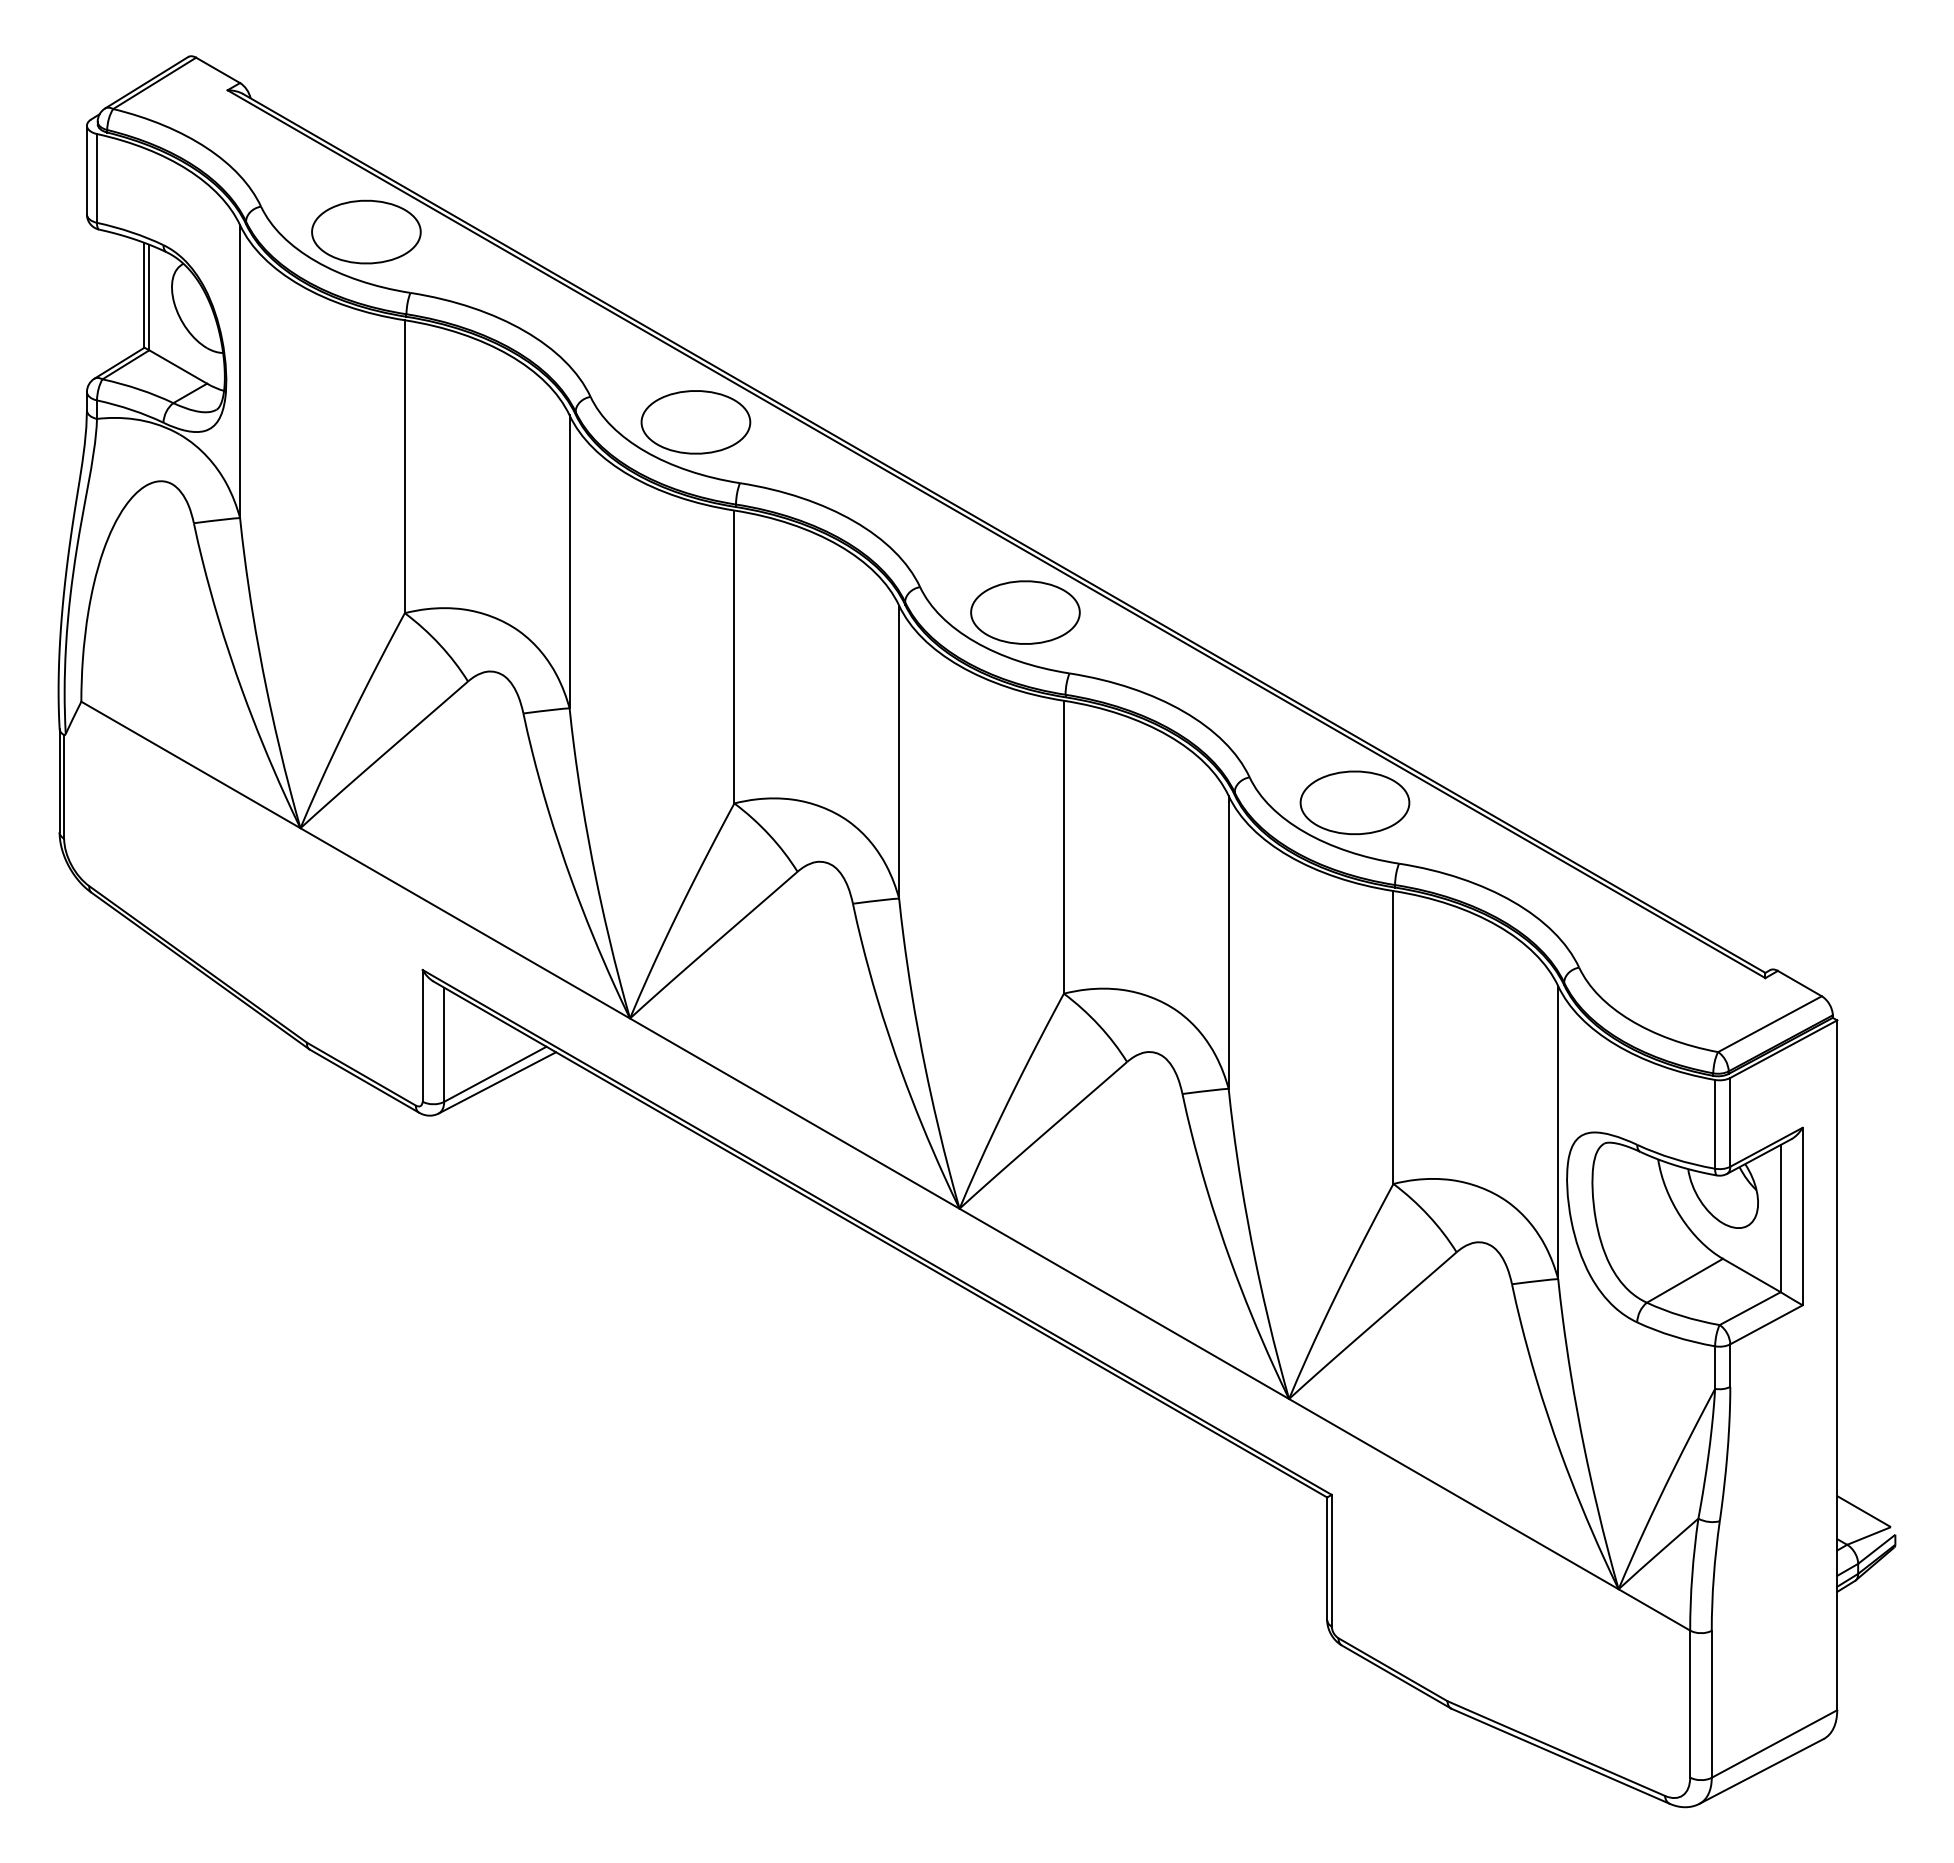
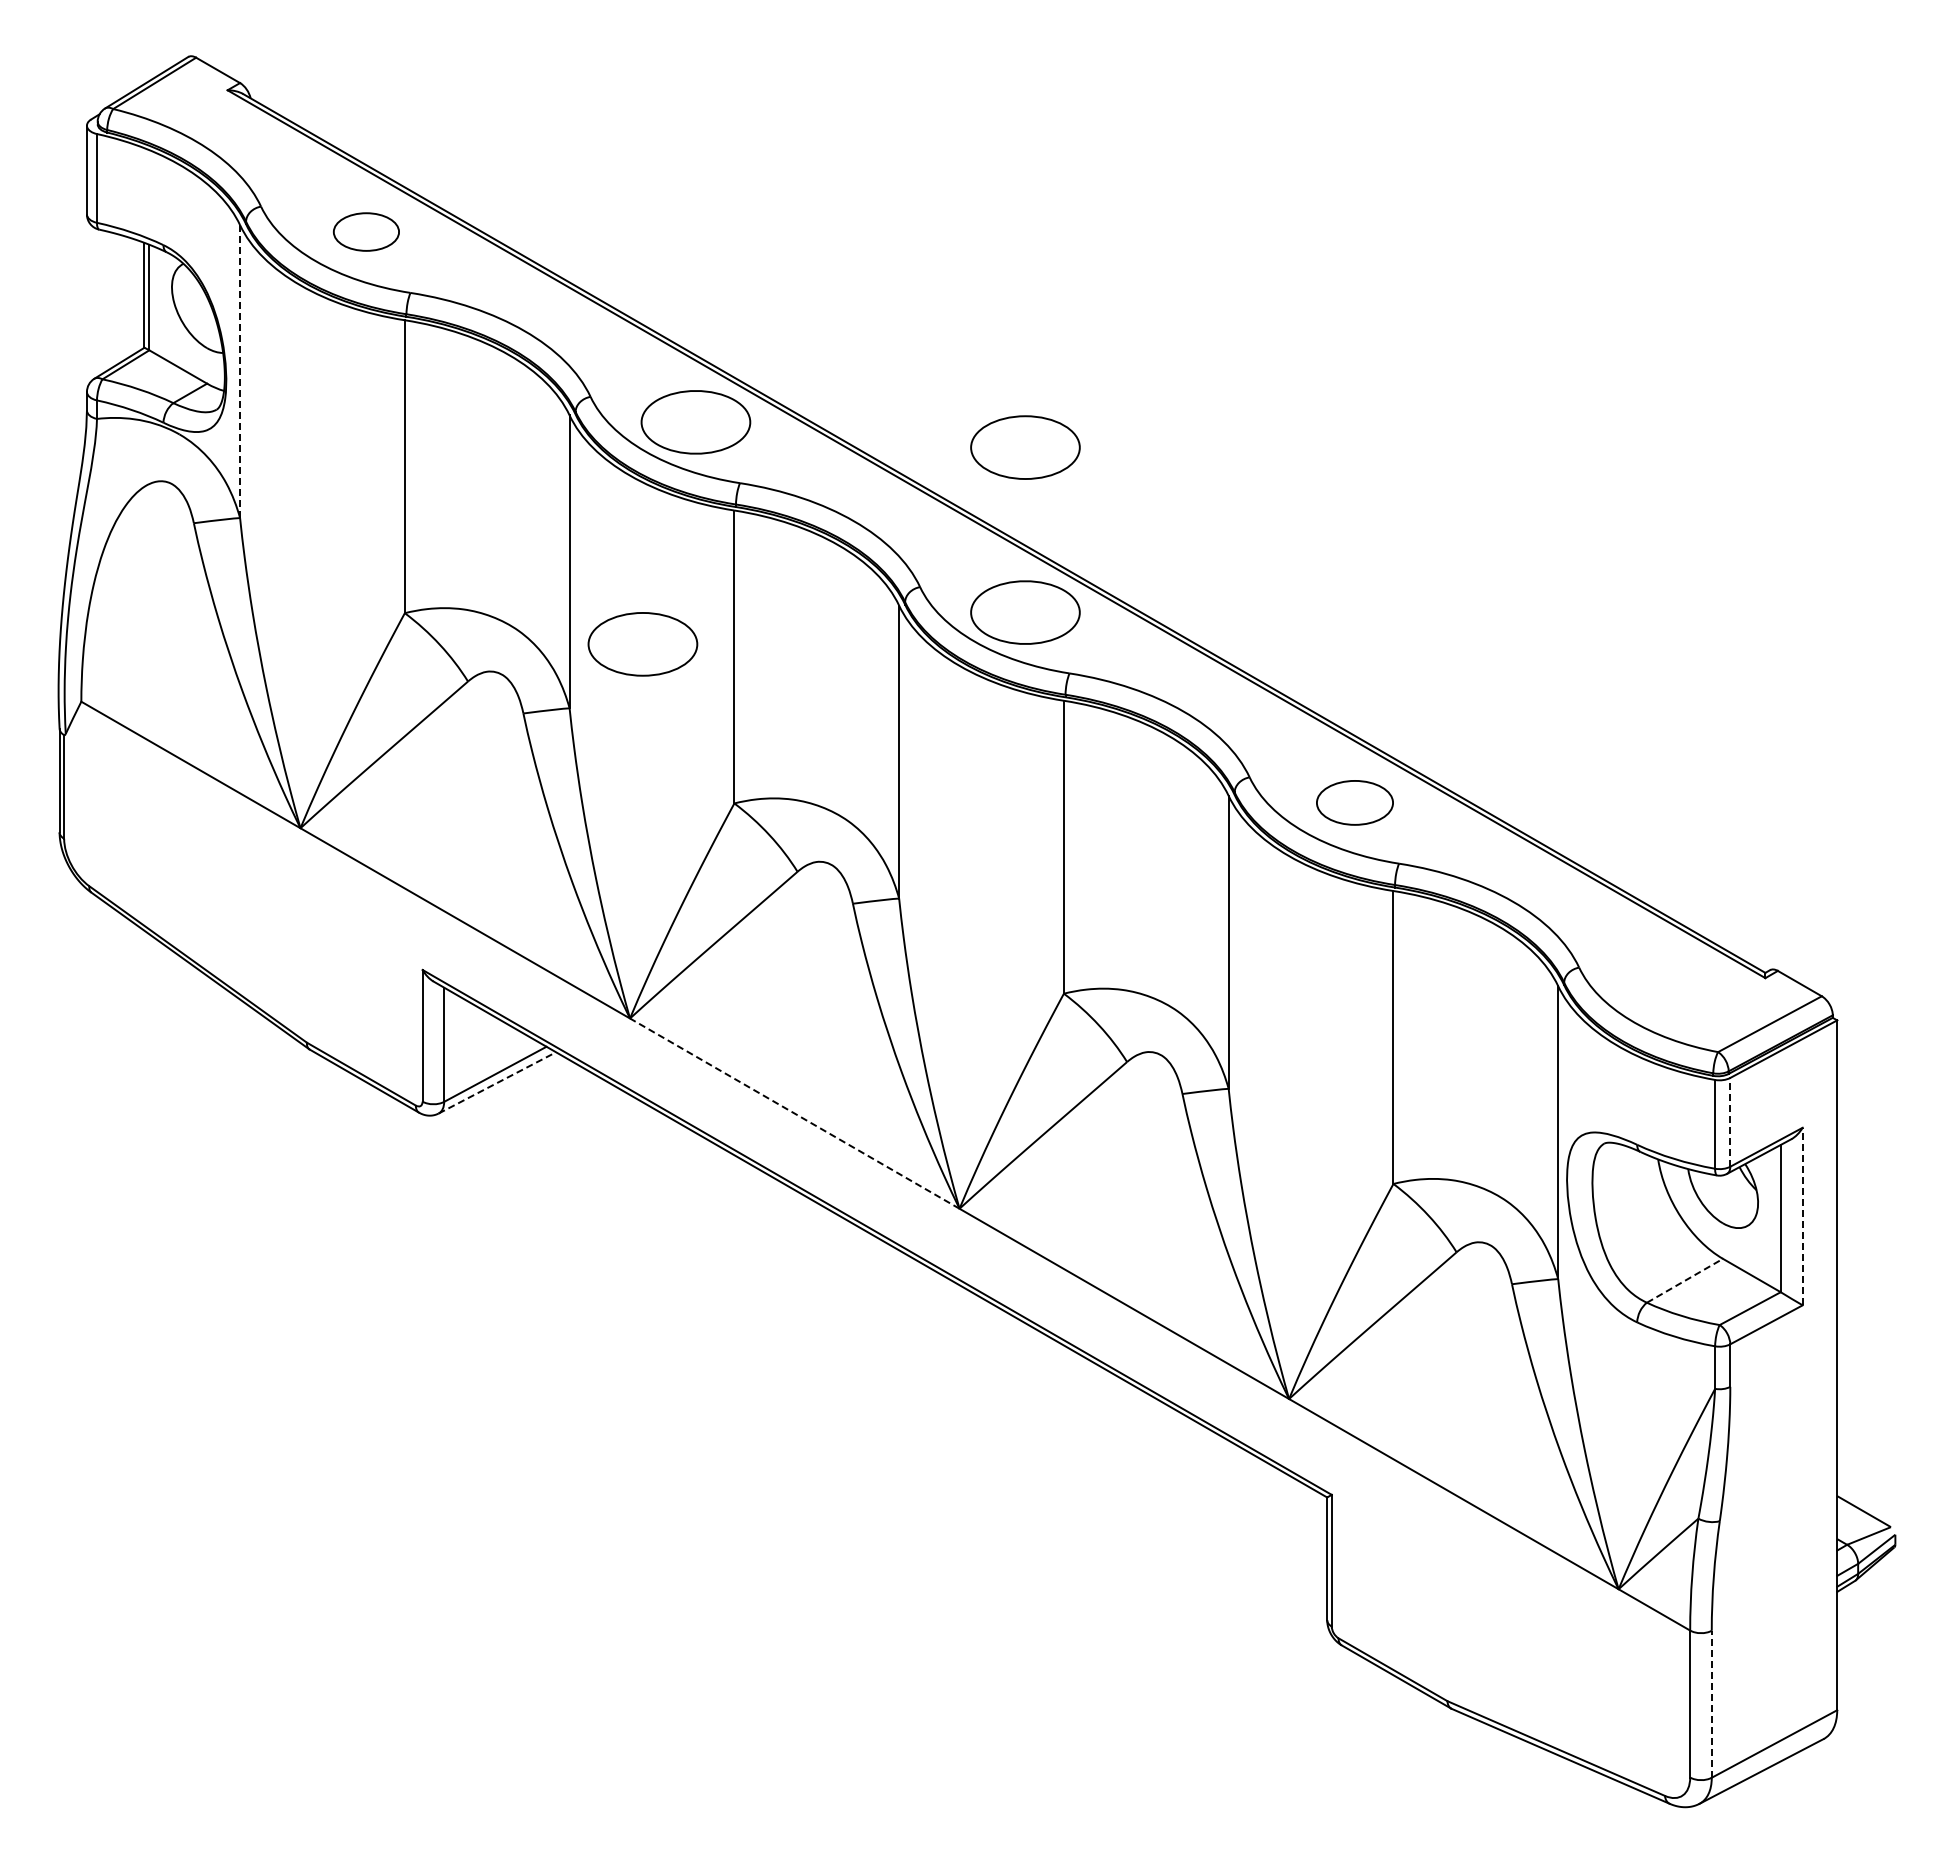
part size: 111x66 px -> 67x40 px (366, 231)
line: solid -> dashed (240, 372)
part: none -> present (1025, 447)
part: none -> present (642, 644)
part size: 112x66 px -> 78x46 px (1354, 802)
line: solid -> dashed (497, 1082)
line: solid -> dashed (794, 1113)
line: solid -> dashed (1730, 1121)
line: solid -> dashed (1802, 1216)
line: solid -> dashed (1684, 1280)
line: solid -> dashed (1711, 1703)
